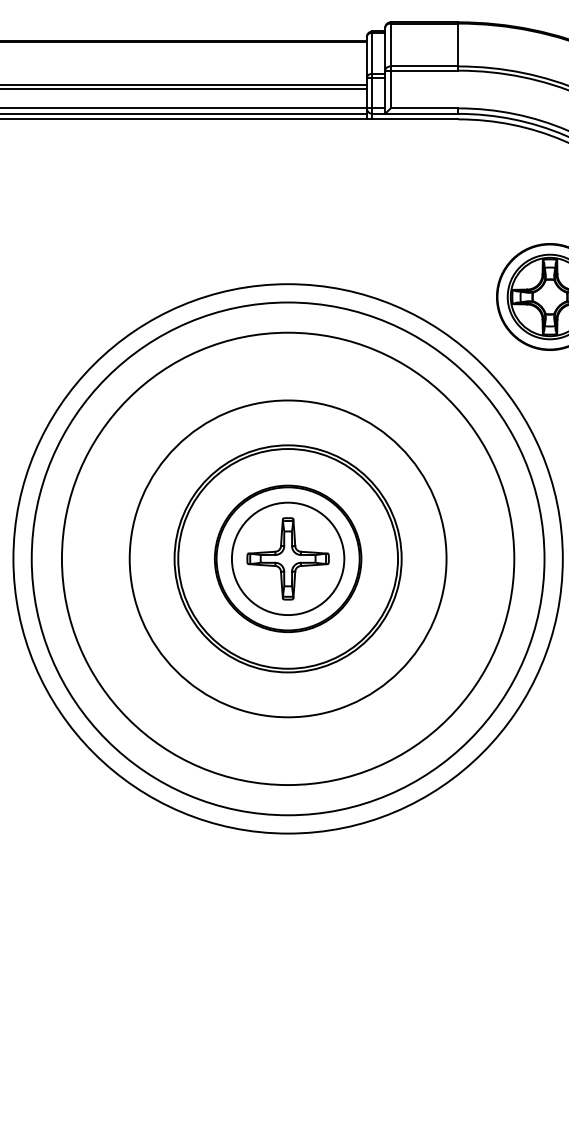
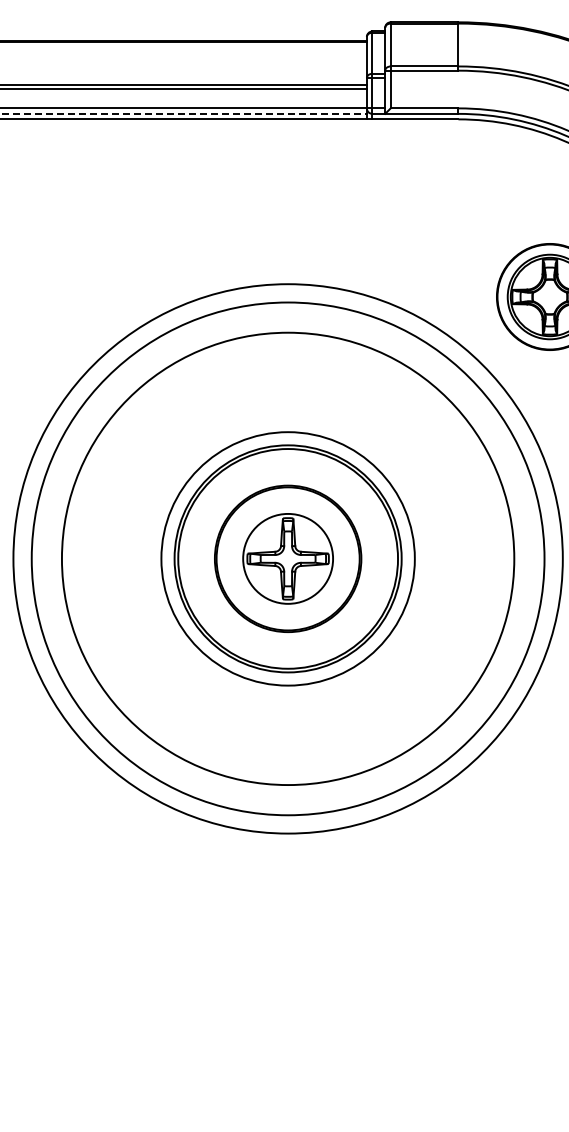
line: solid -> dashed (183, 113)
circle diameter: 112 px -> 90 px (288, 558)
circle diameter: 317 px -> 253 px (287, 558)
